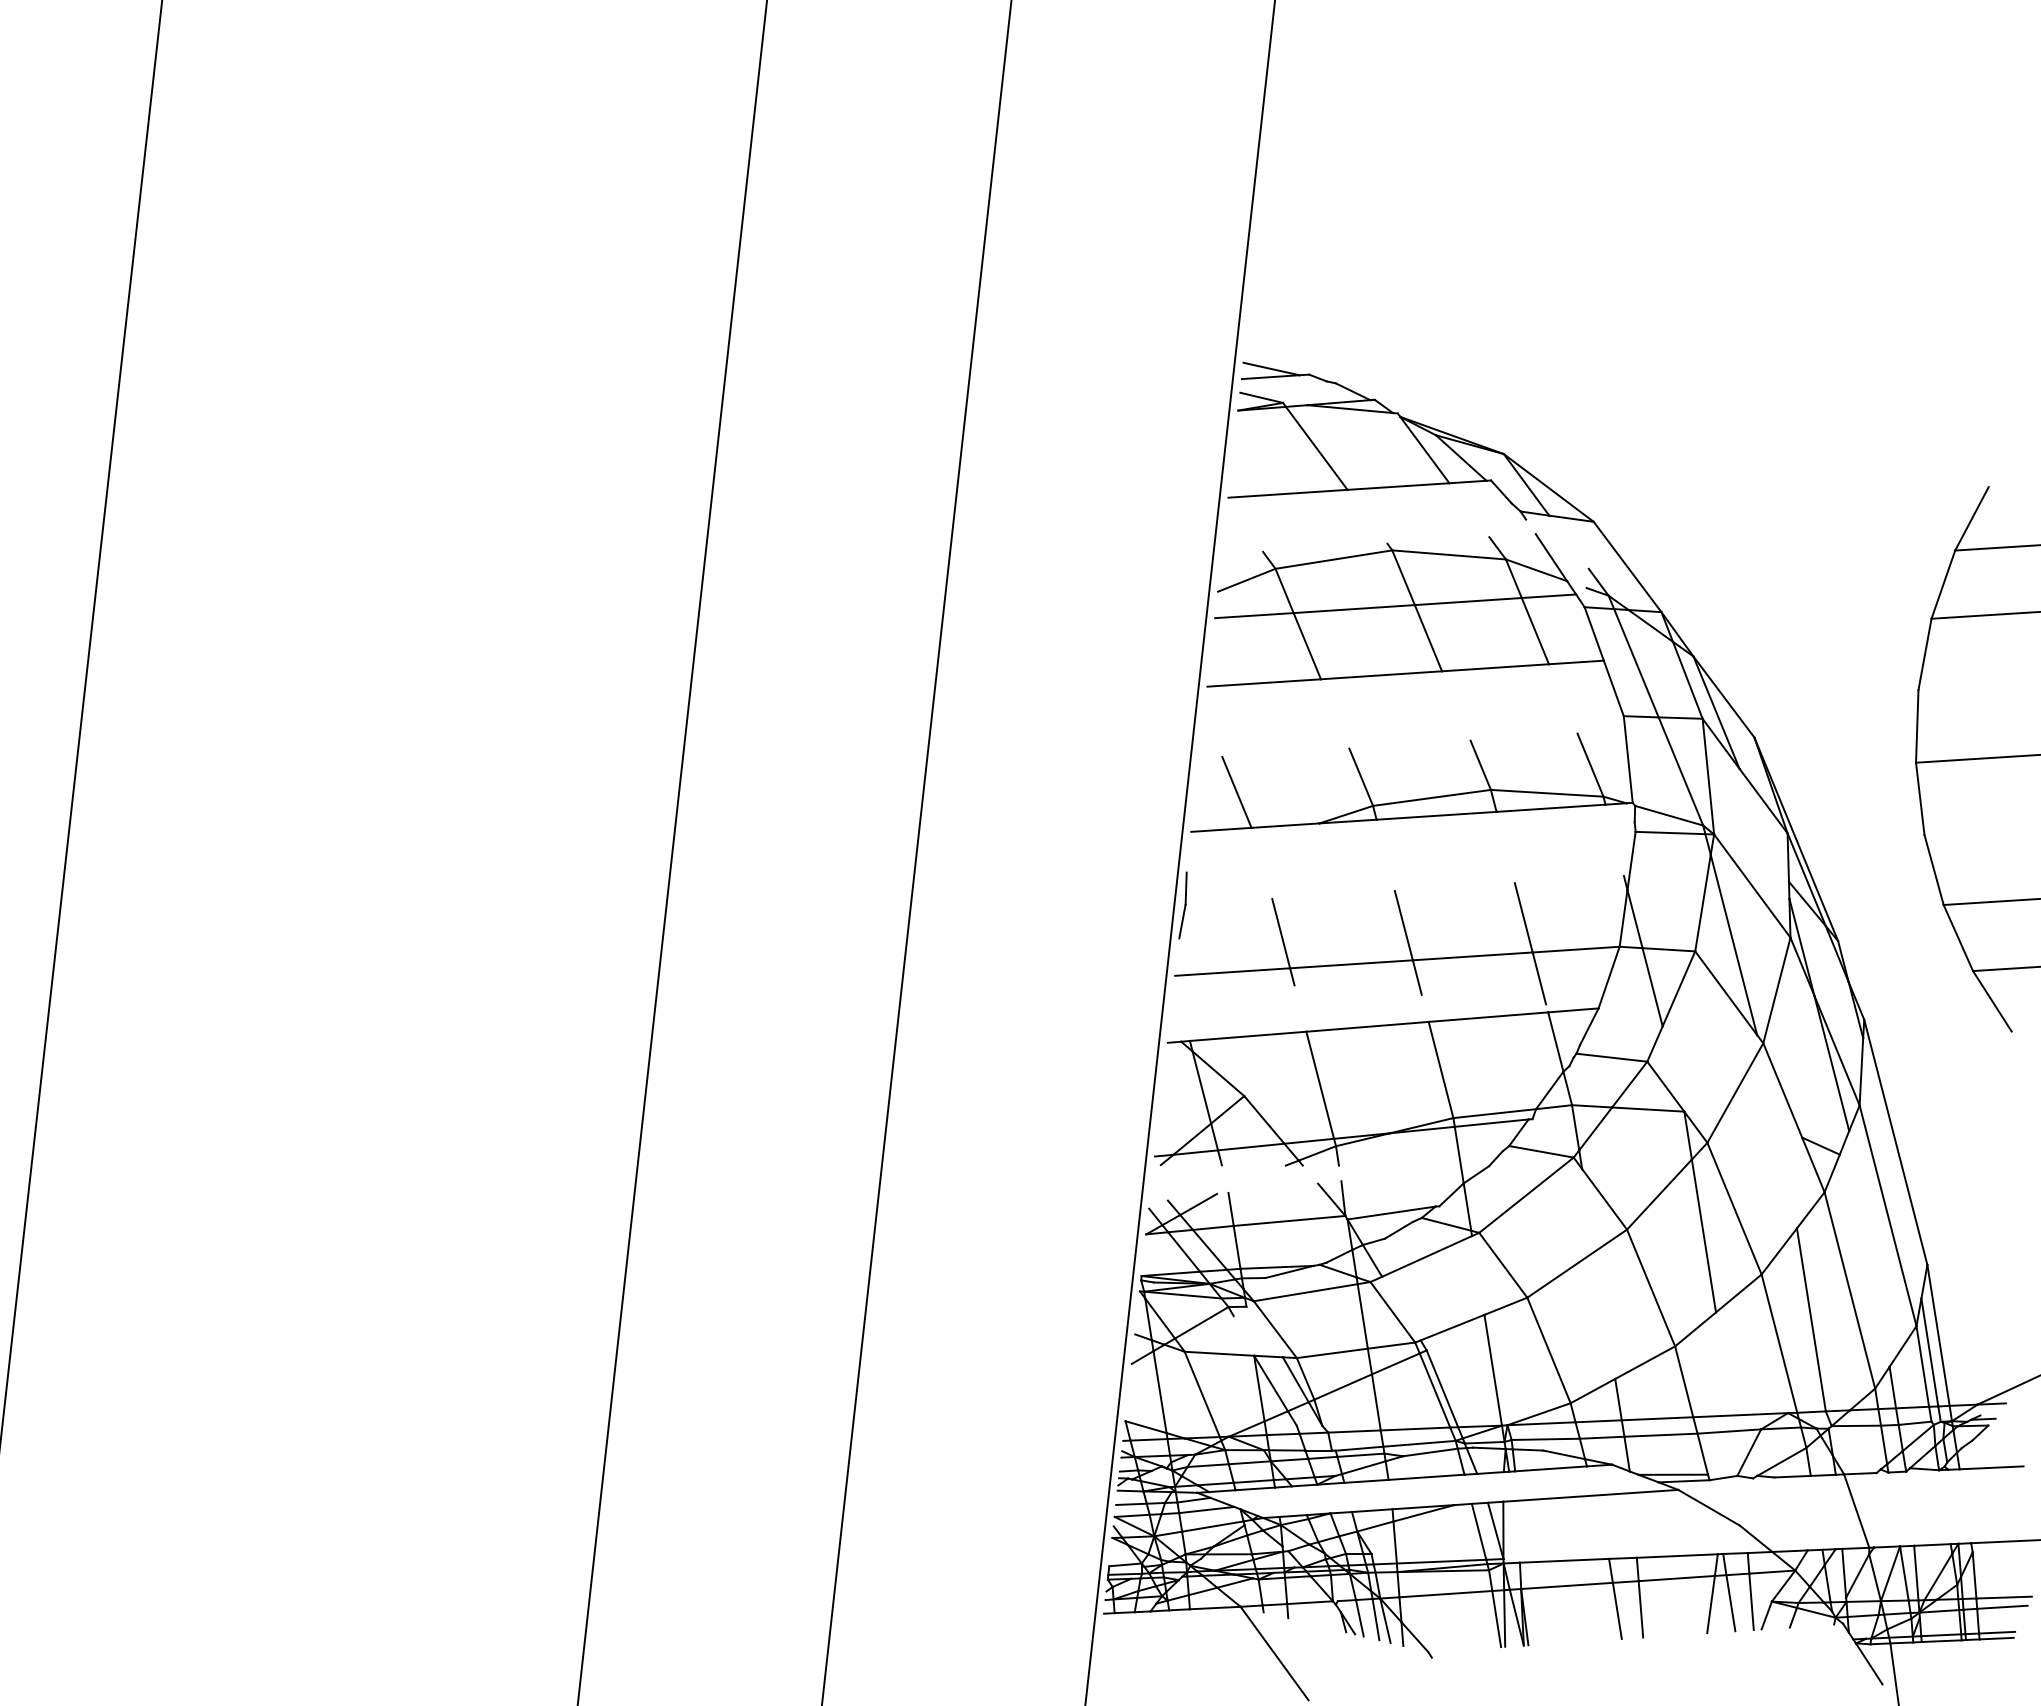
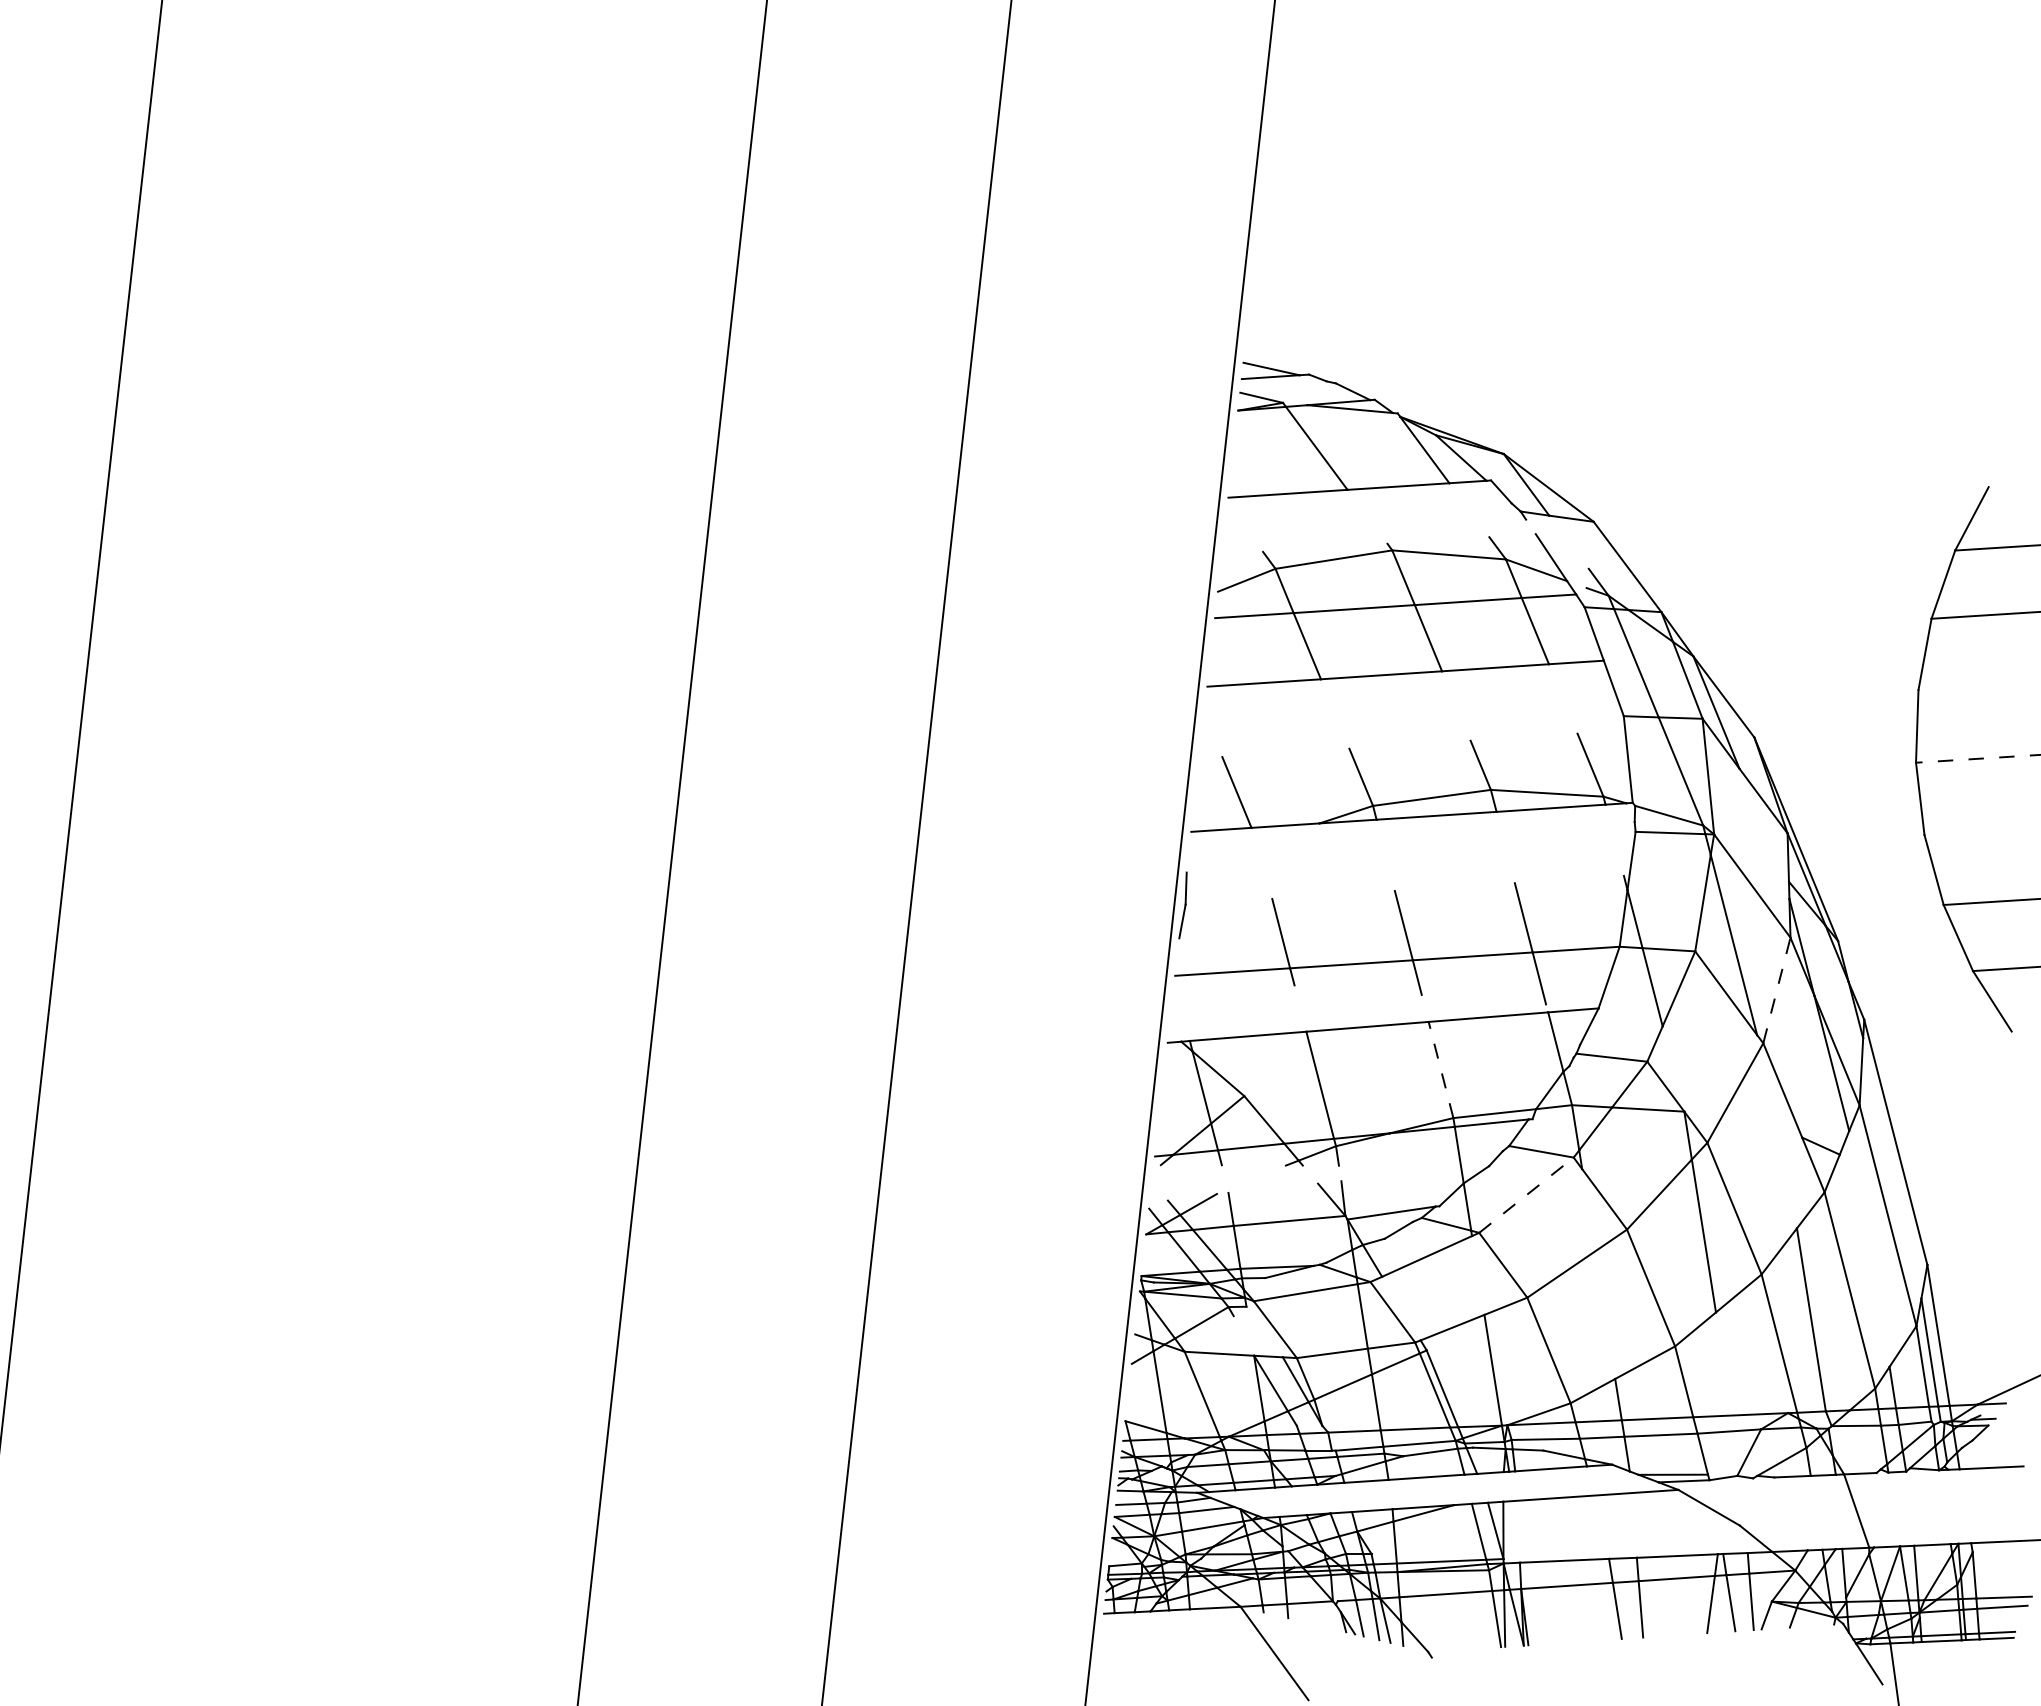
line: solid -> dashed (1977, 758)
line: solid -> dashed (1777, 990)
line: solid -> dashed (1441, 1070)
line: solid -> dashed (1526, 1194)
